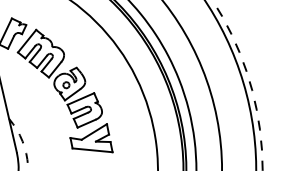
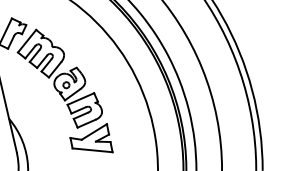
arc: dashed -> solid (250, 83)
arc: dashed -> solid (23, 142)
